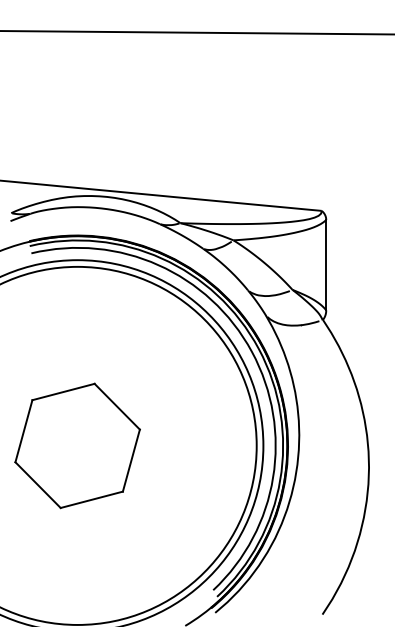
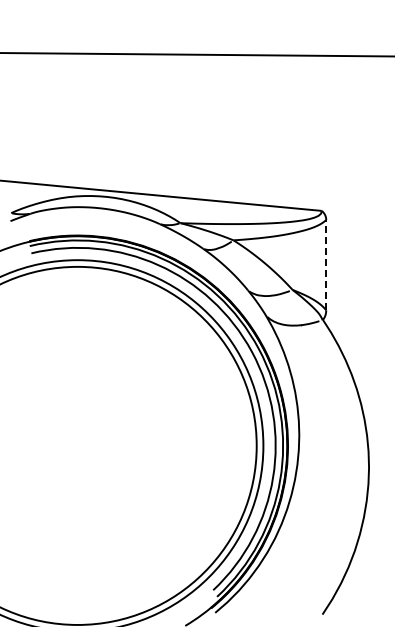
line position: (196, 32) -> (196, 54) (196, 54)
line: solid -> dashed (326, 264)
part: present -> none (77, 445)
